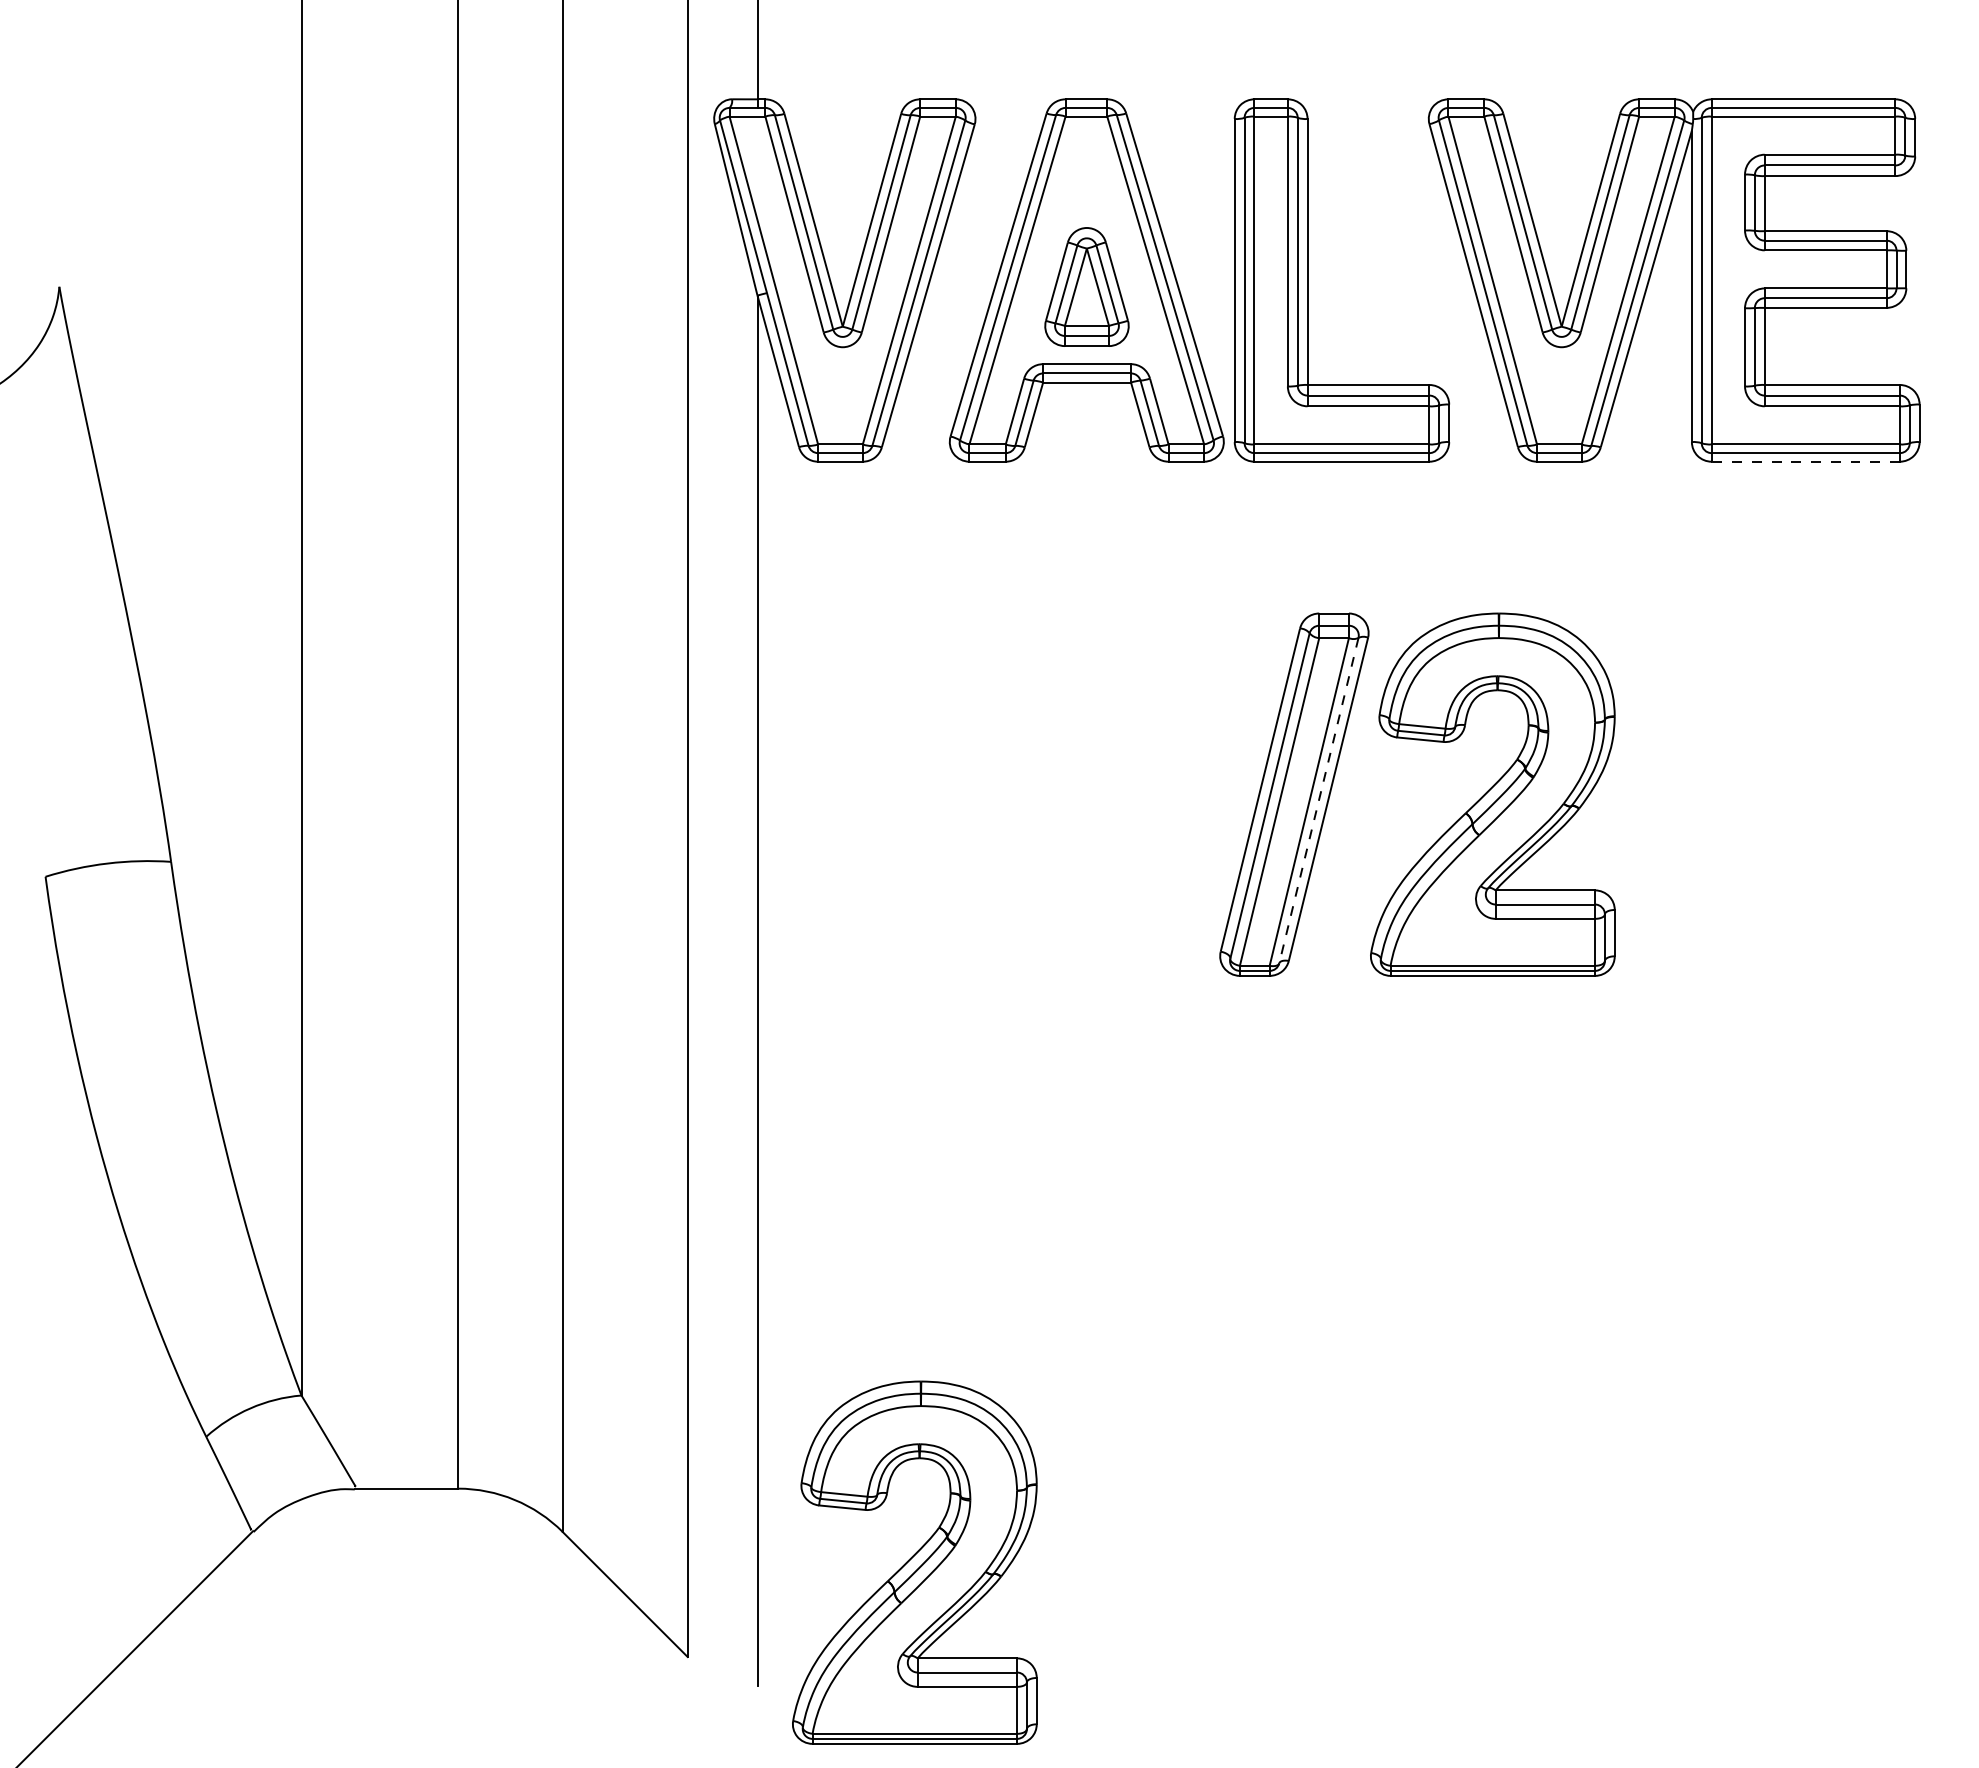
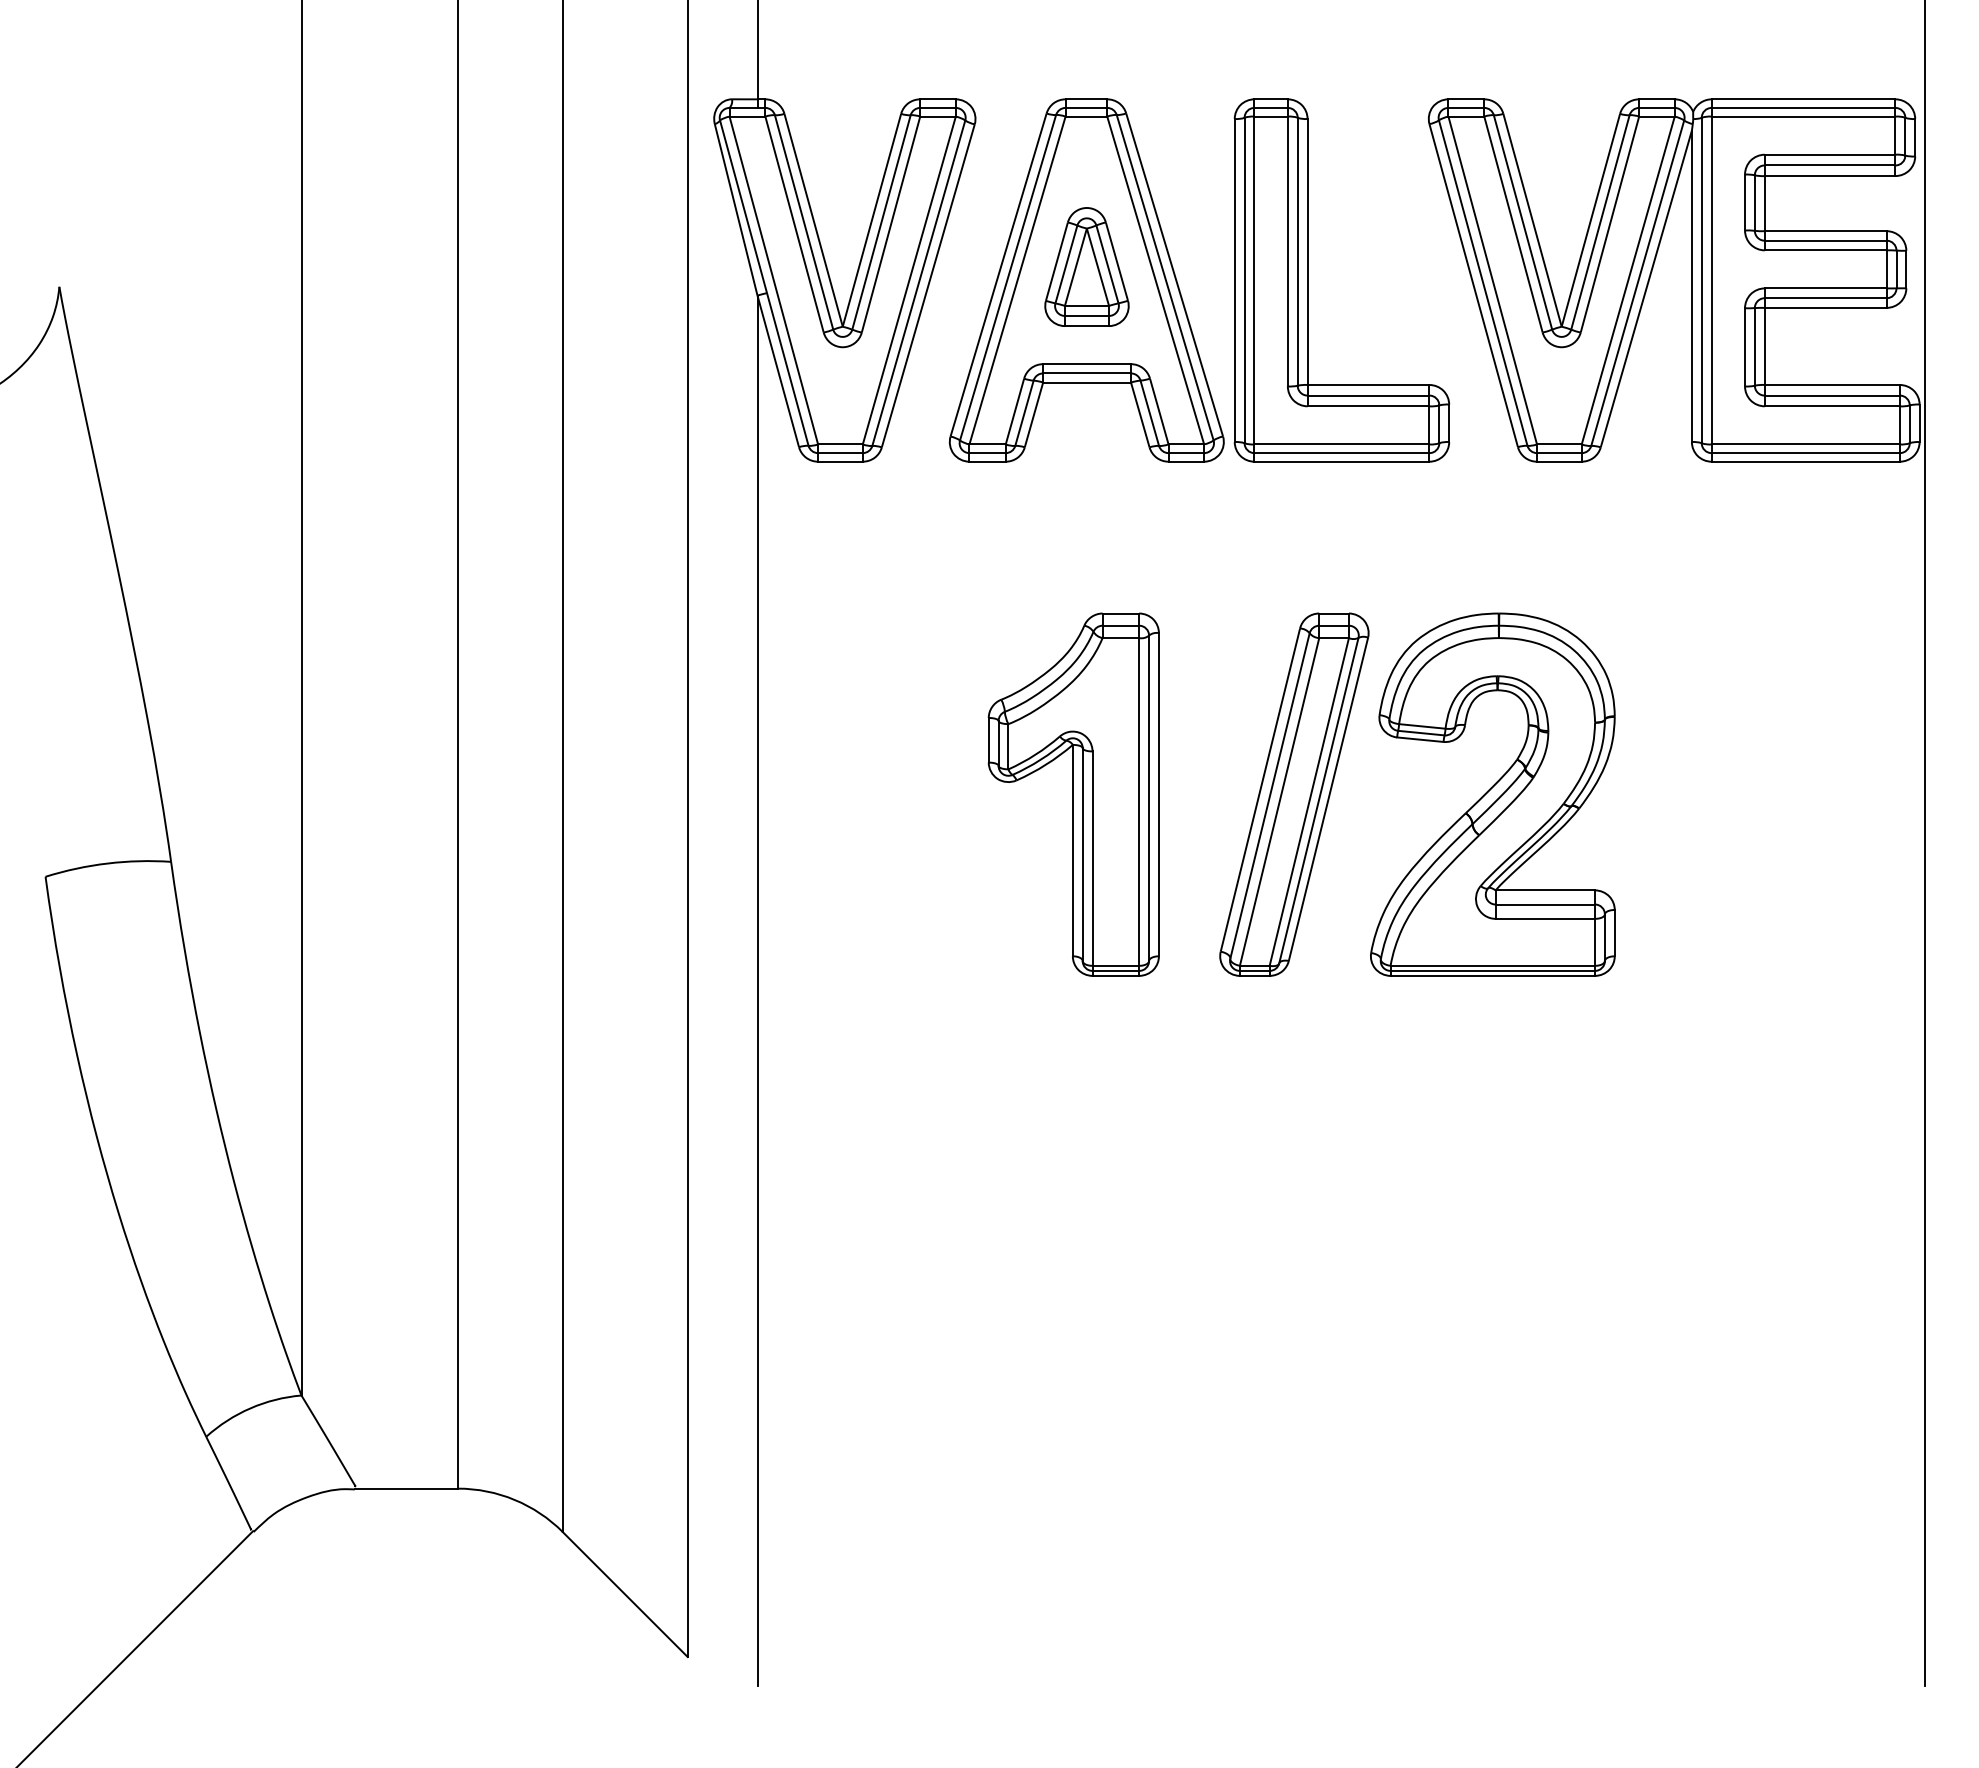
part position: (1086, 286) -> (1086, 266) (1086, 266)
line: dashed -> solid (1805, 461)
part: none -> present (1073, 794)
line: dashed -> solid (1318, 800)
line: none -> present (1924, 843)
part: present -> none (914, 1562)
